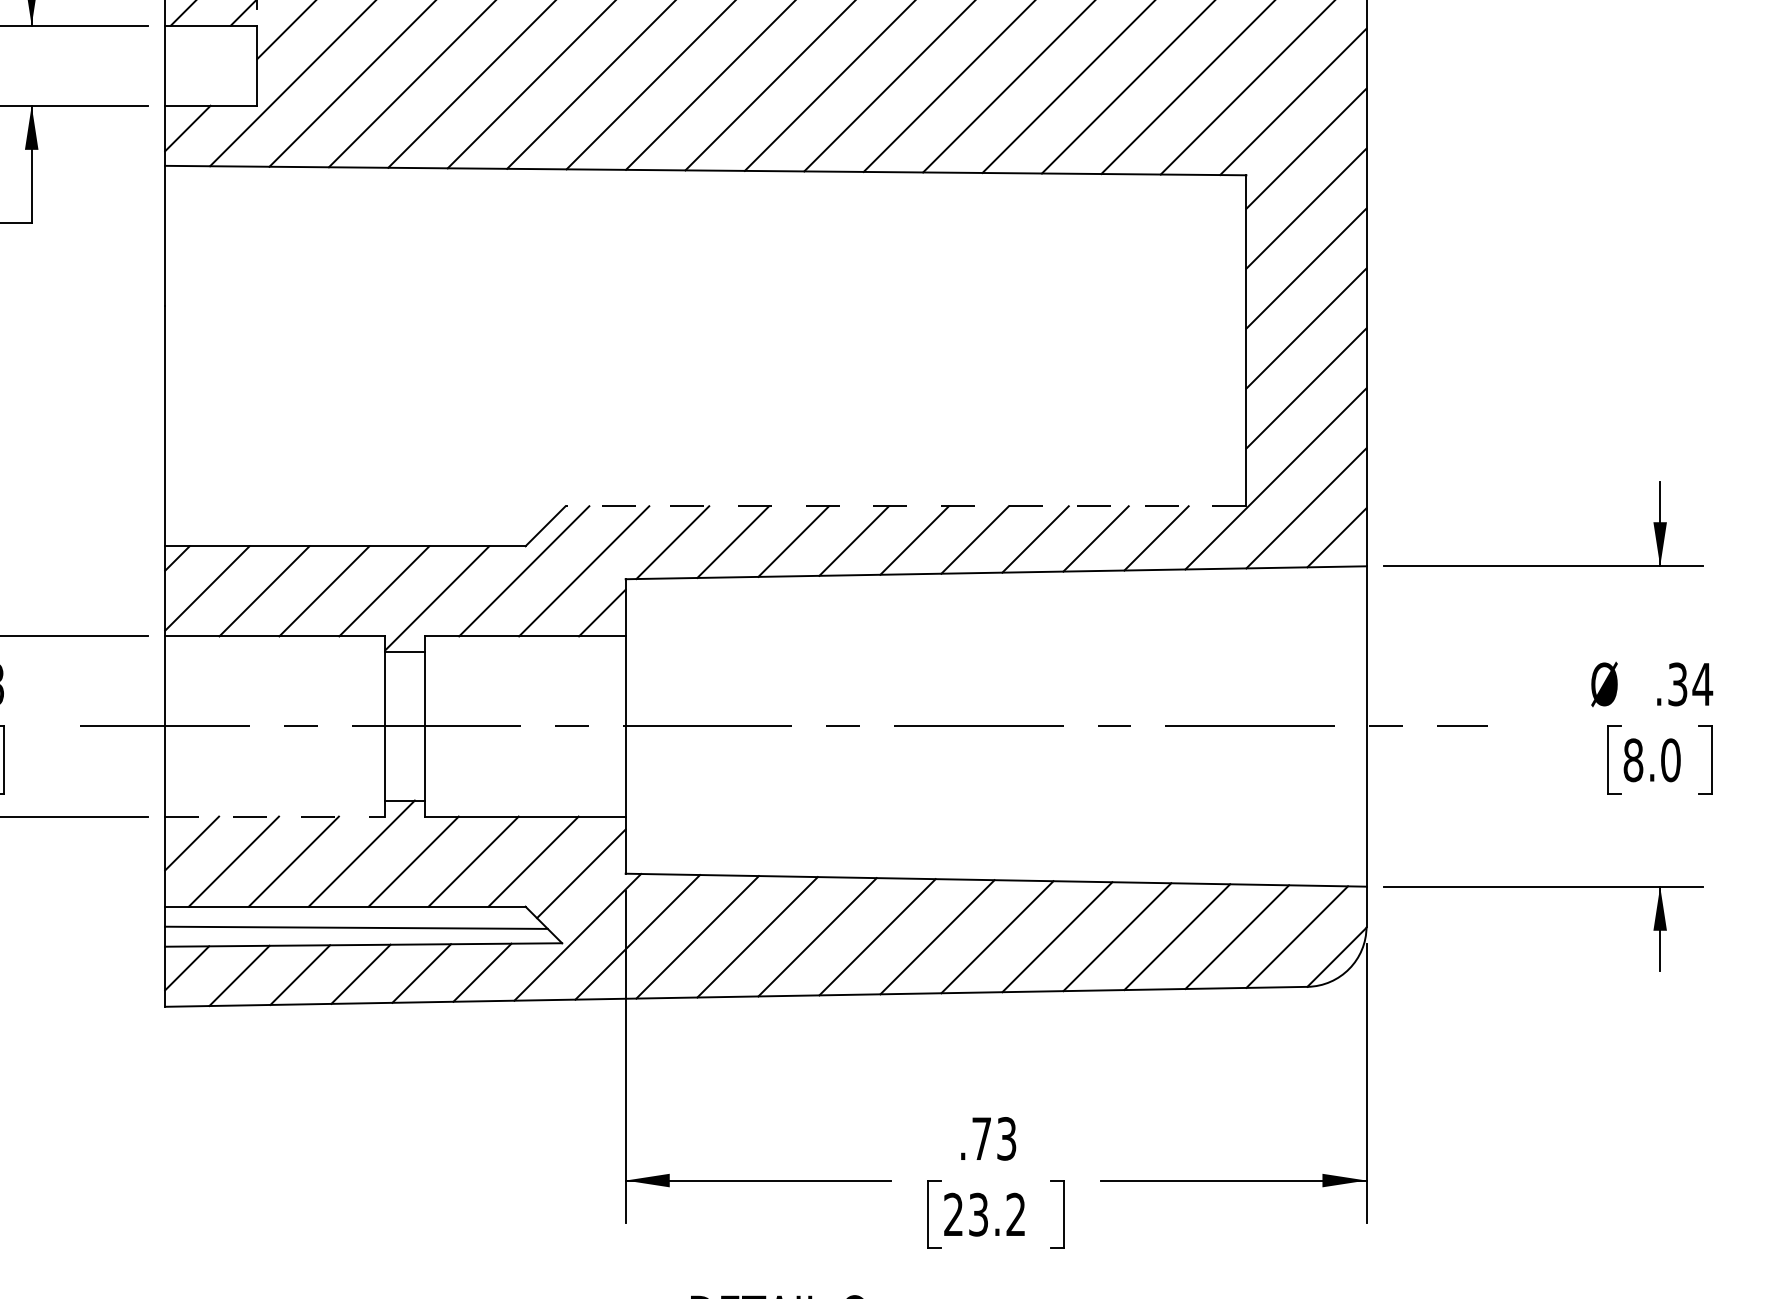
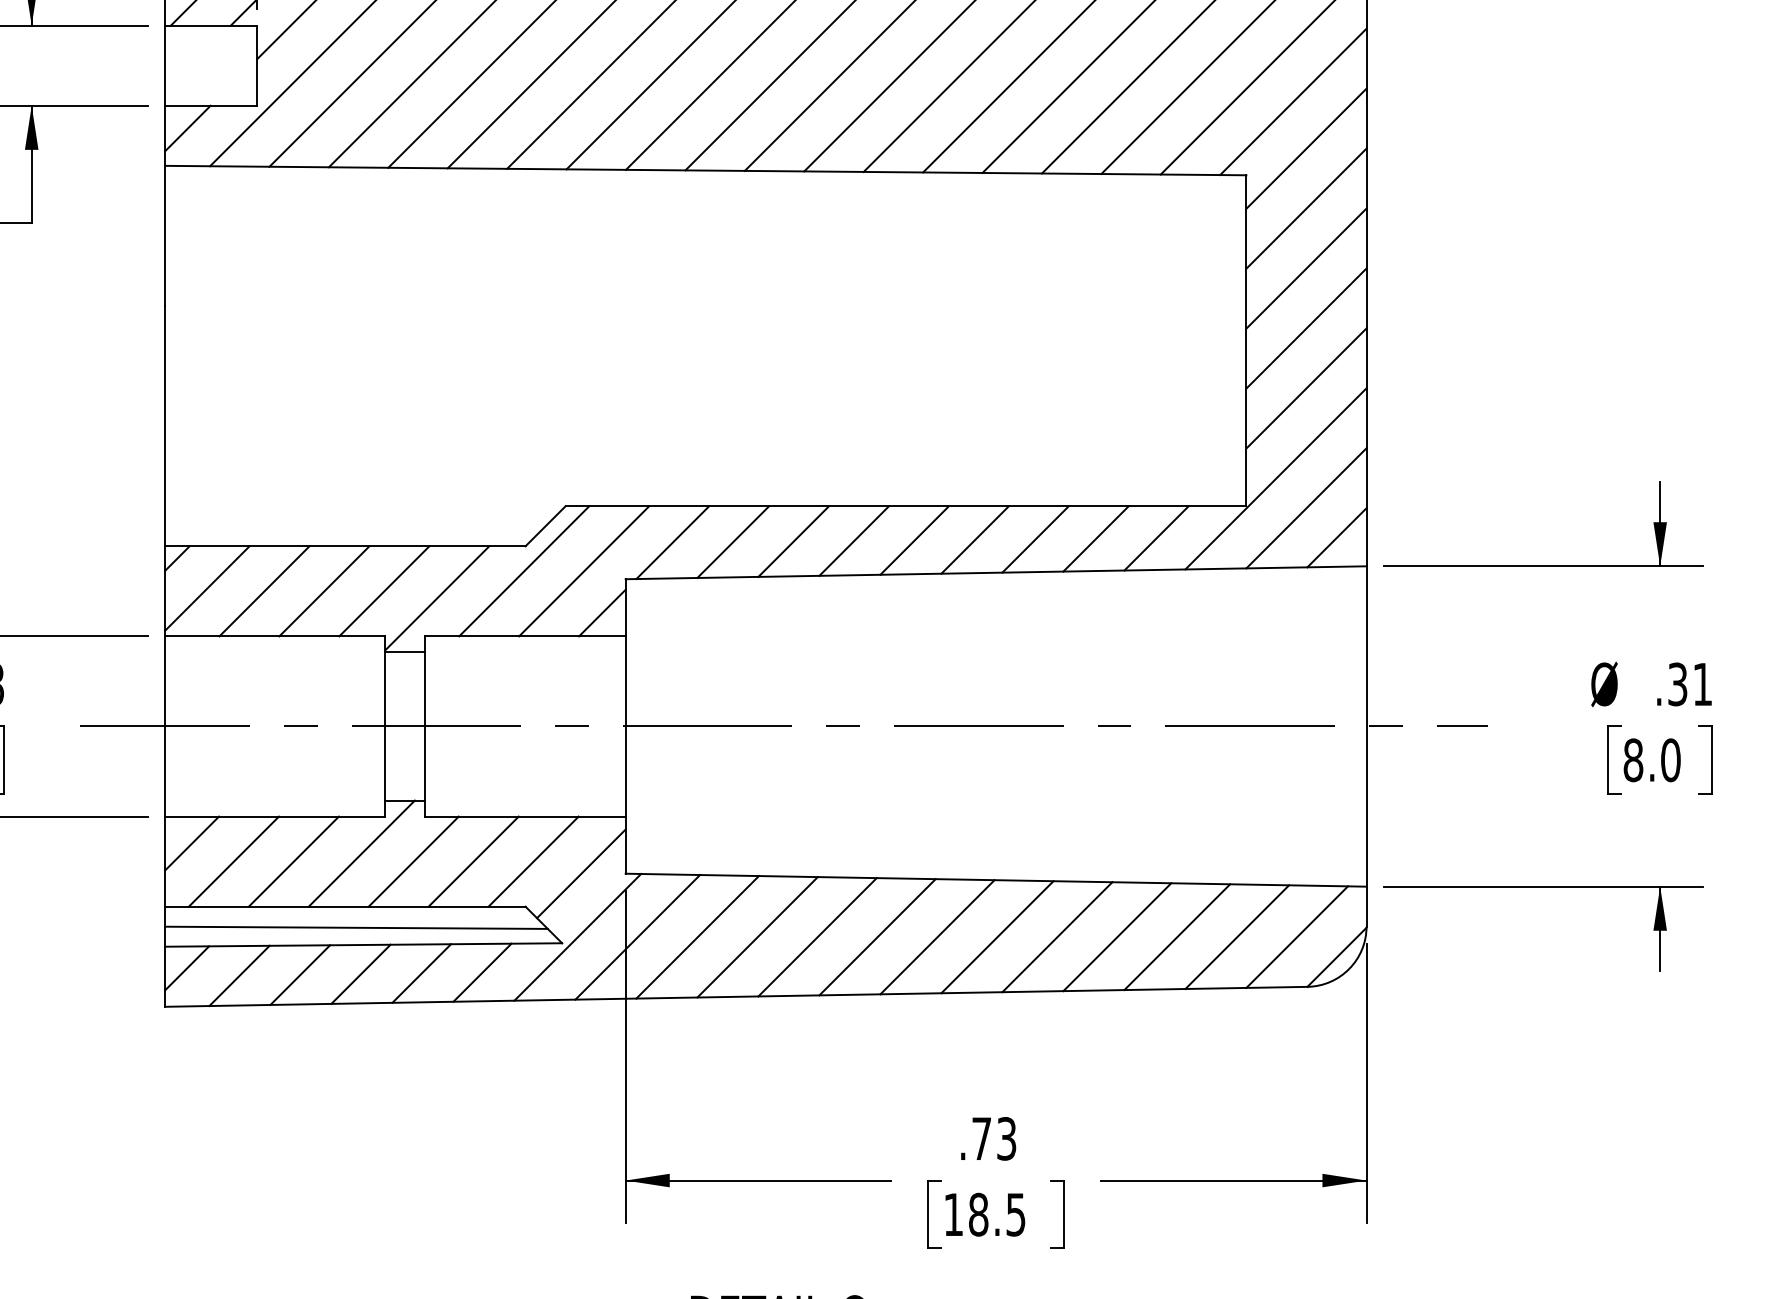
line: dashed -> solid (905, 506)
text: .34 -> .31 (1702, 684)
line: dashed -> solid (275, 816)
text: 23.2 -> 18.5 (984, 1214)
